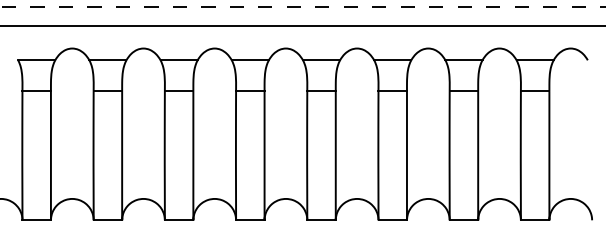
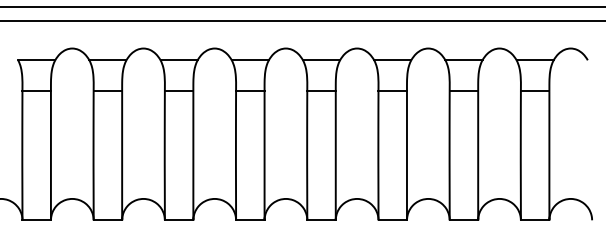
line: dashed -> solid (303, 6)
line position: (302, 25) -> (302, 20) (302, 20)
